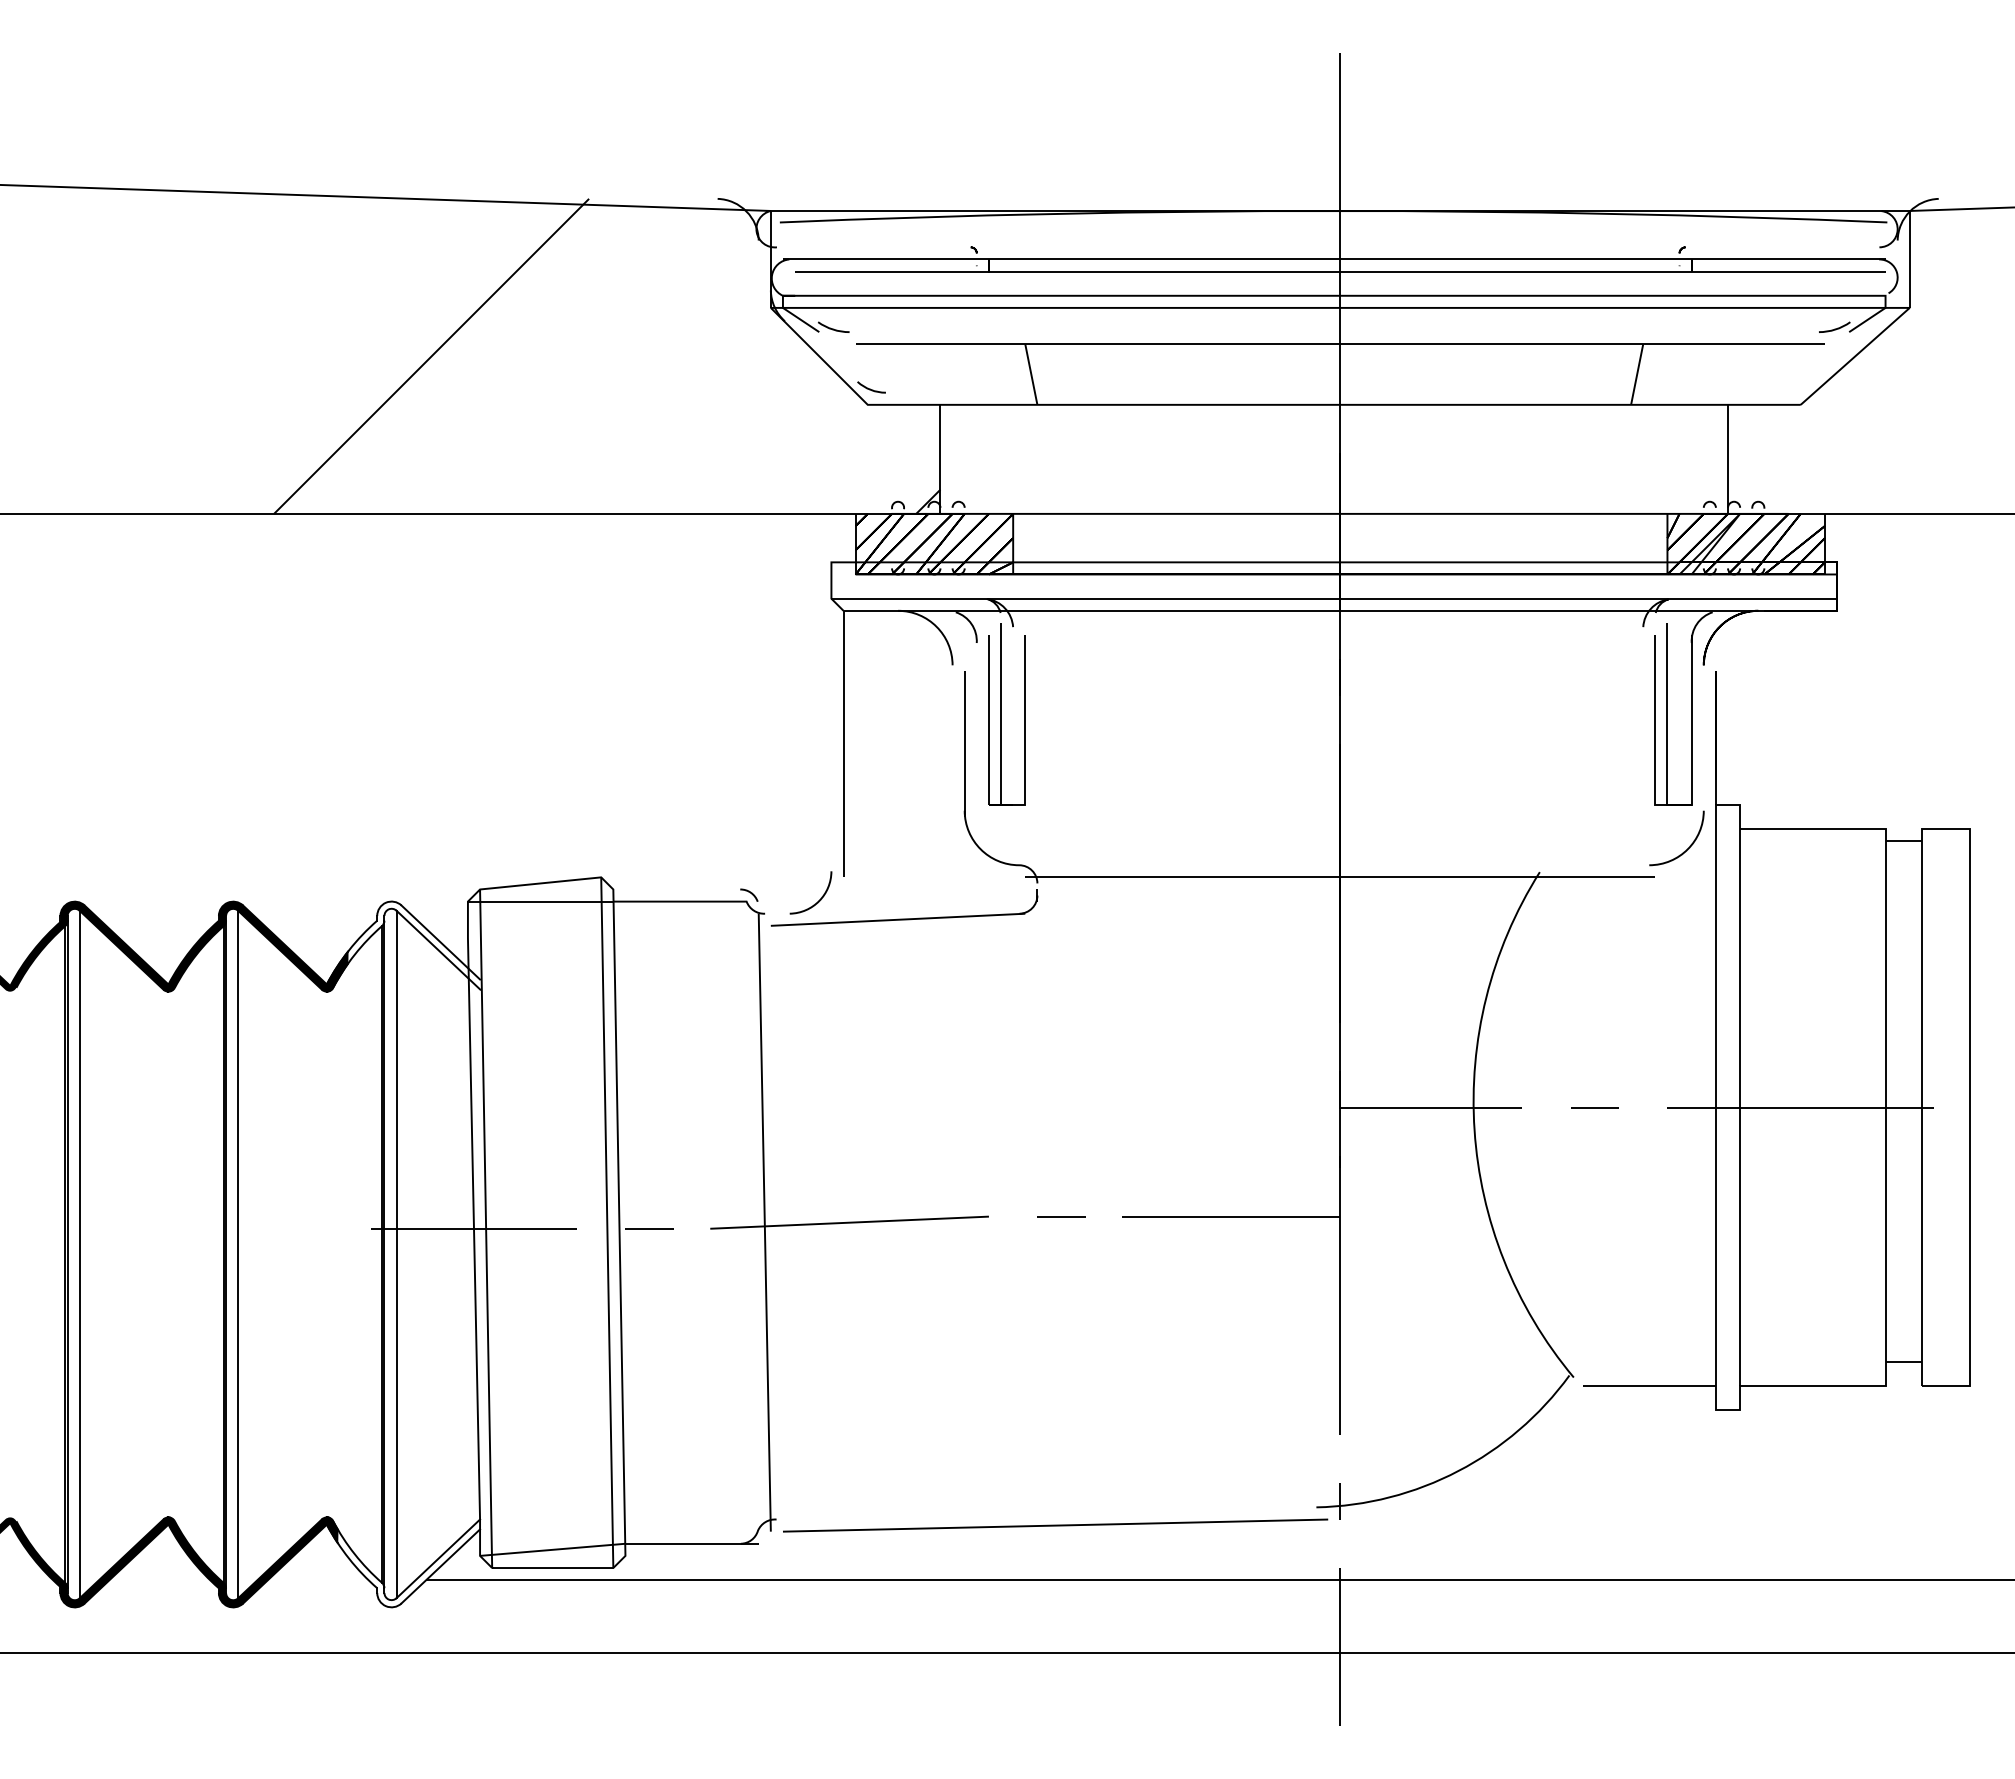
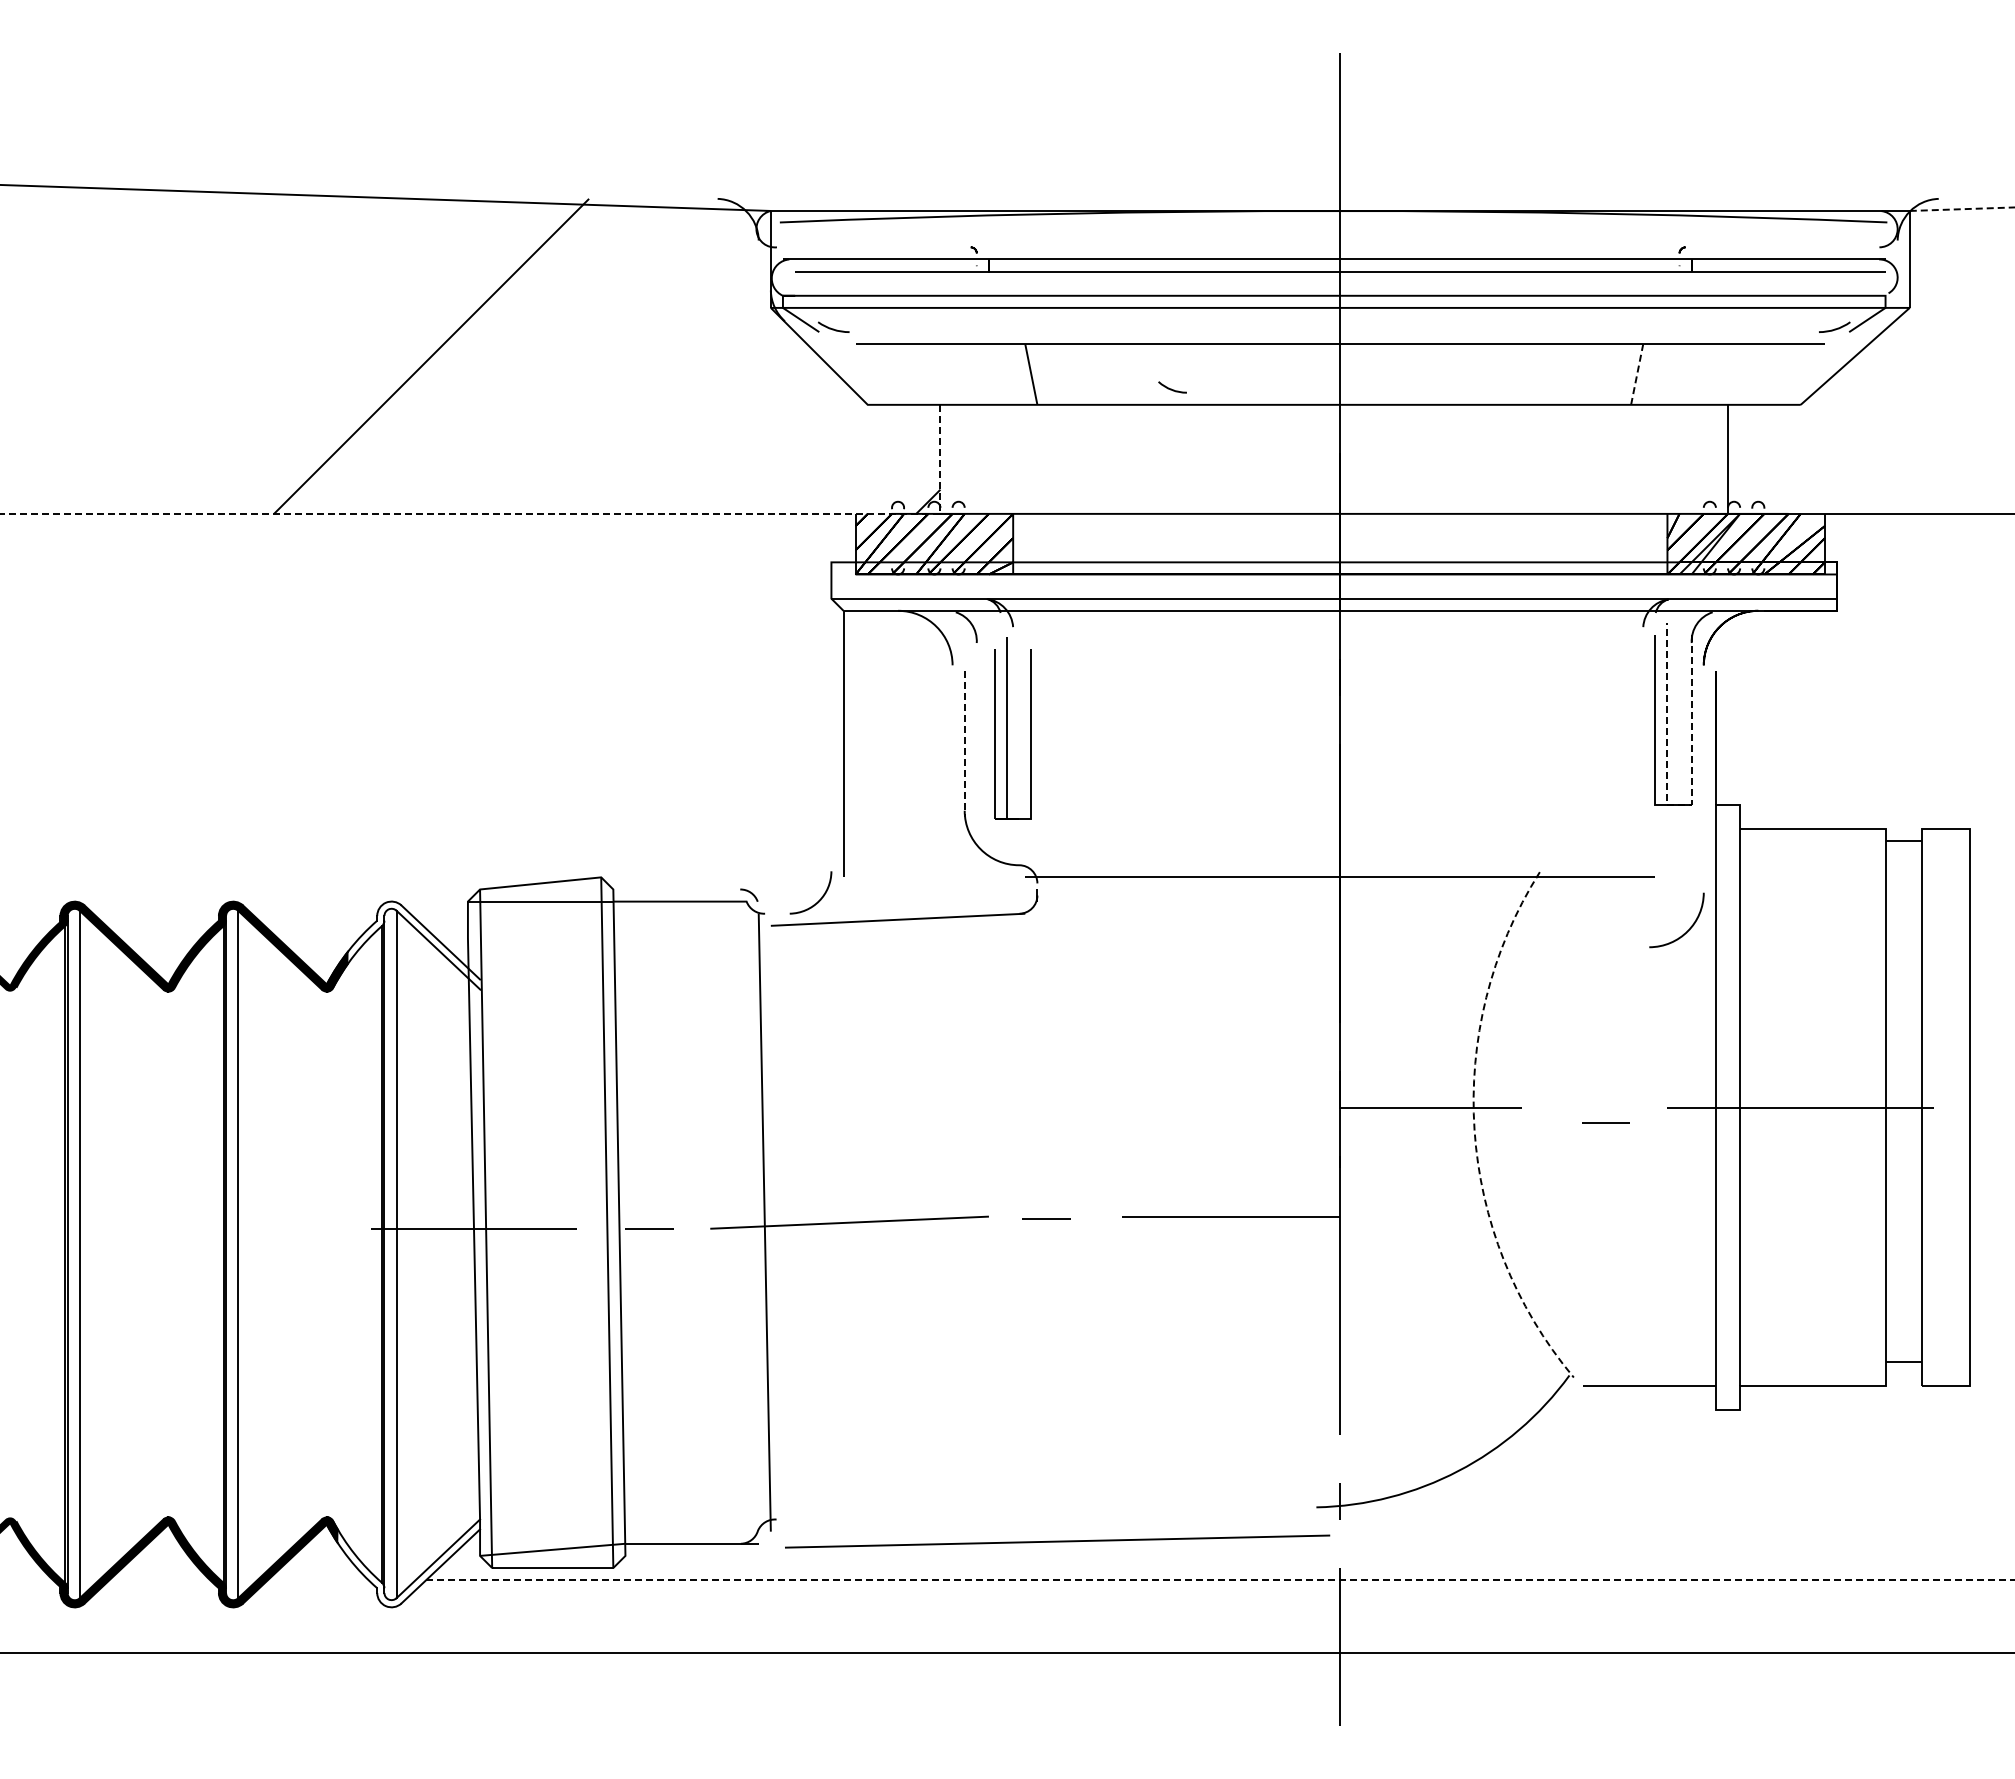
line: solid -> dashed (1962, 209)
line: solid -> dashed (1637, 374)
arc position: (870, 388) -> (1171, 388) (1171, 388)
line: solid -> dashed (525, 513)
part position: (1006, 714) -> (1012, 728) (1012, 728)
line: solid -> dashed (964, 744)
line: solid -> dashed (1673, 804)
arc position: (1683, 851) -> (1683, 933) (1683, 933)
line position: (1594, 1107) -> (1605, 1122) (1605, 1122)
arc: solid -> dashed (1474, 1130)
line position: (1061, 1216) -> (1046, 1218) (1046, 1218)
line position: (1055, 1525) -> (1057, 1541) (1057, 1541)
line: solid -> dashed (1220, 1580)
